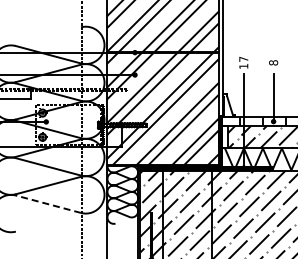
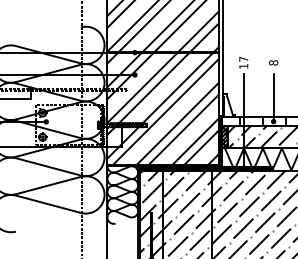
hatch: none -> present (222, 136)
line: dashed -> solid (48, 204)
